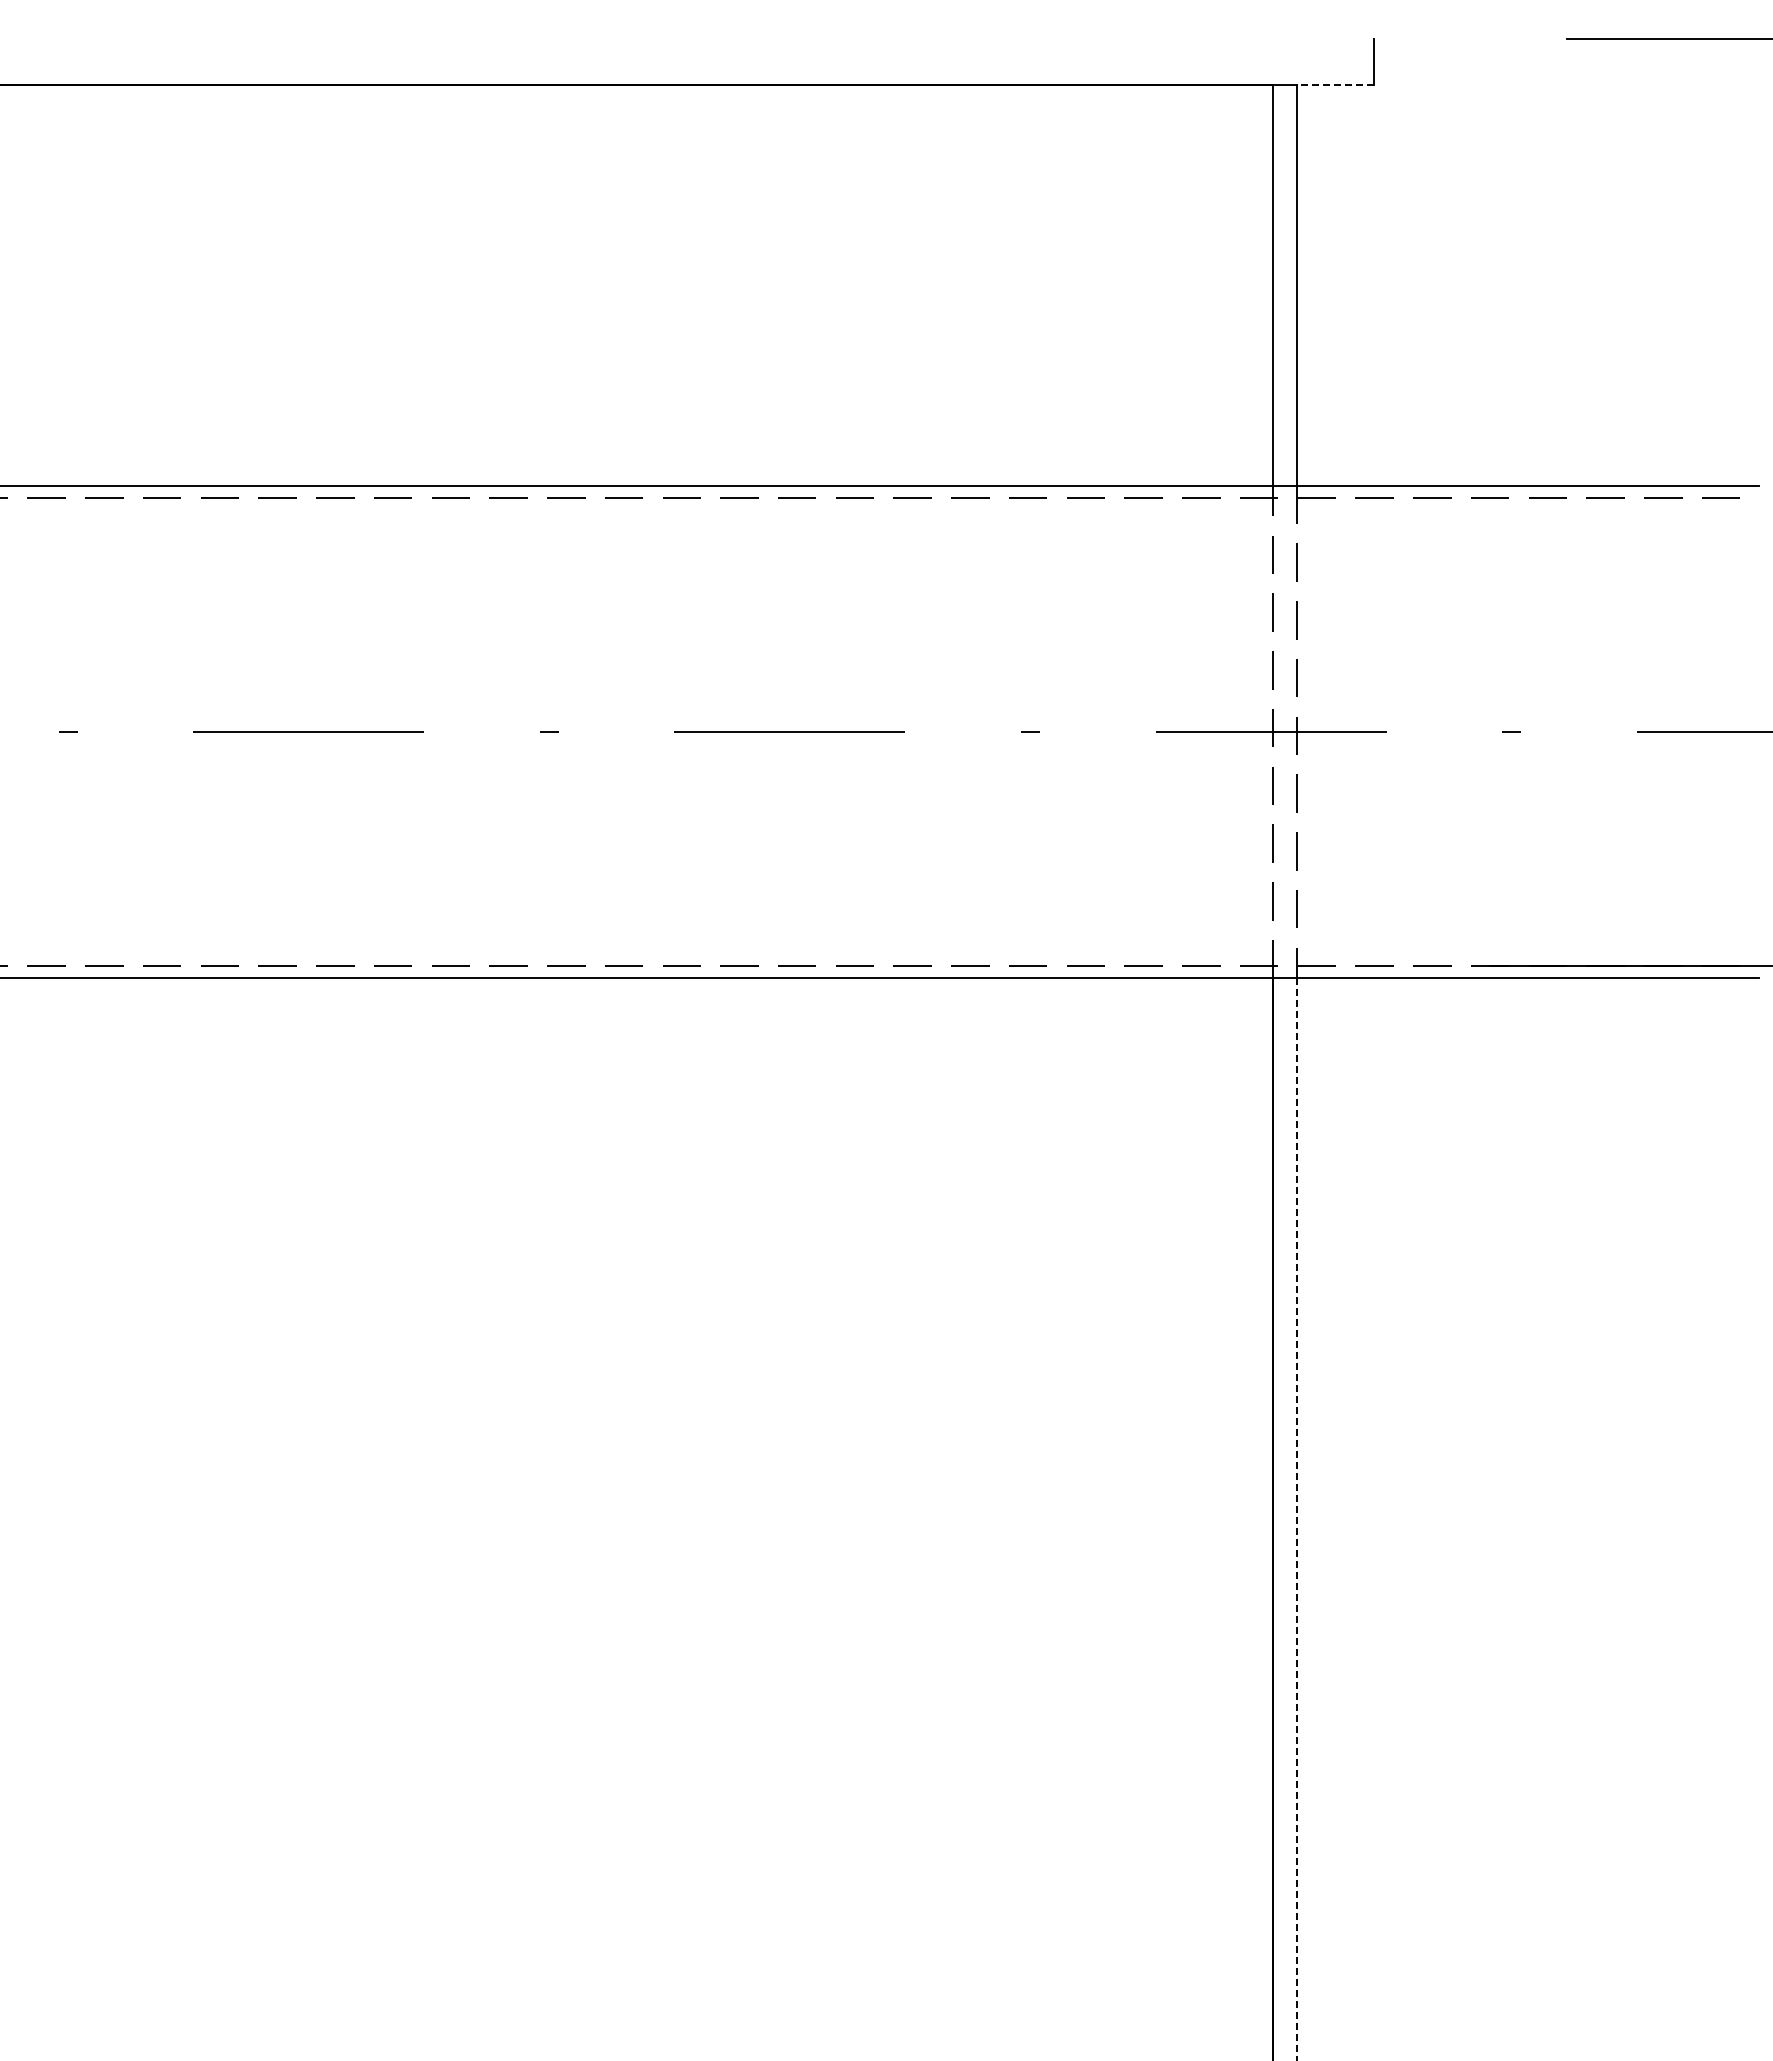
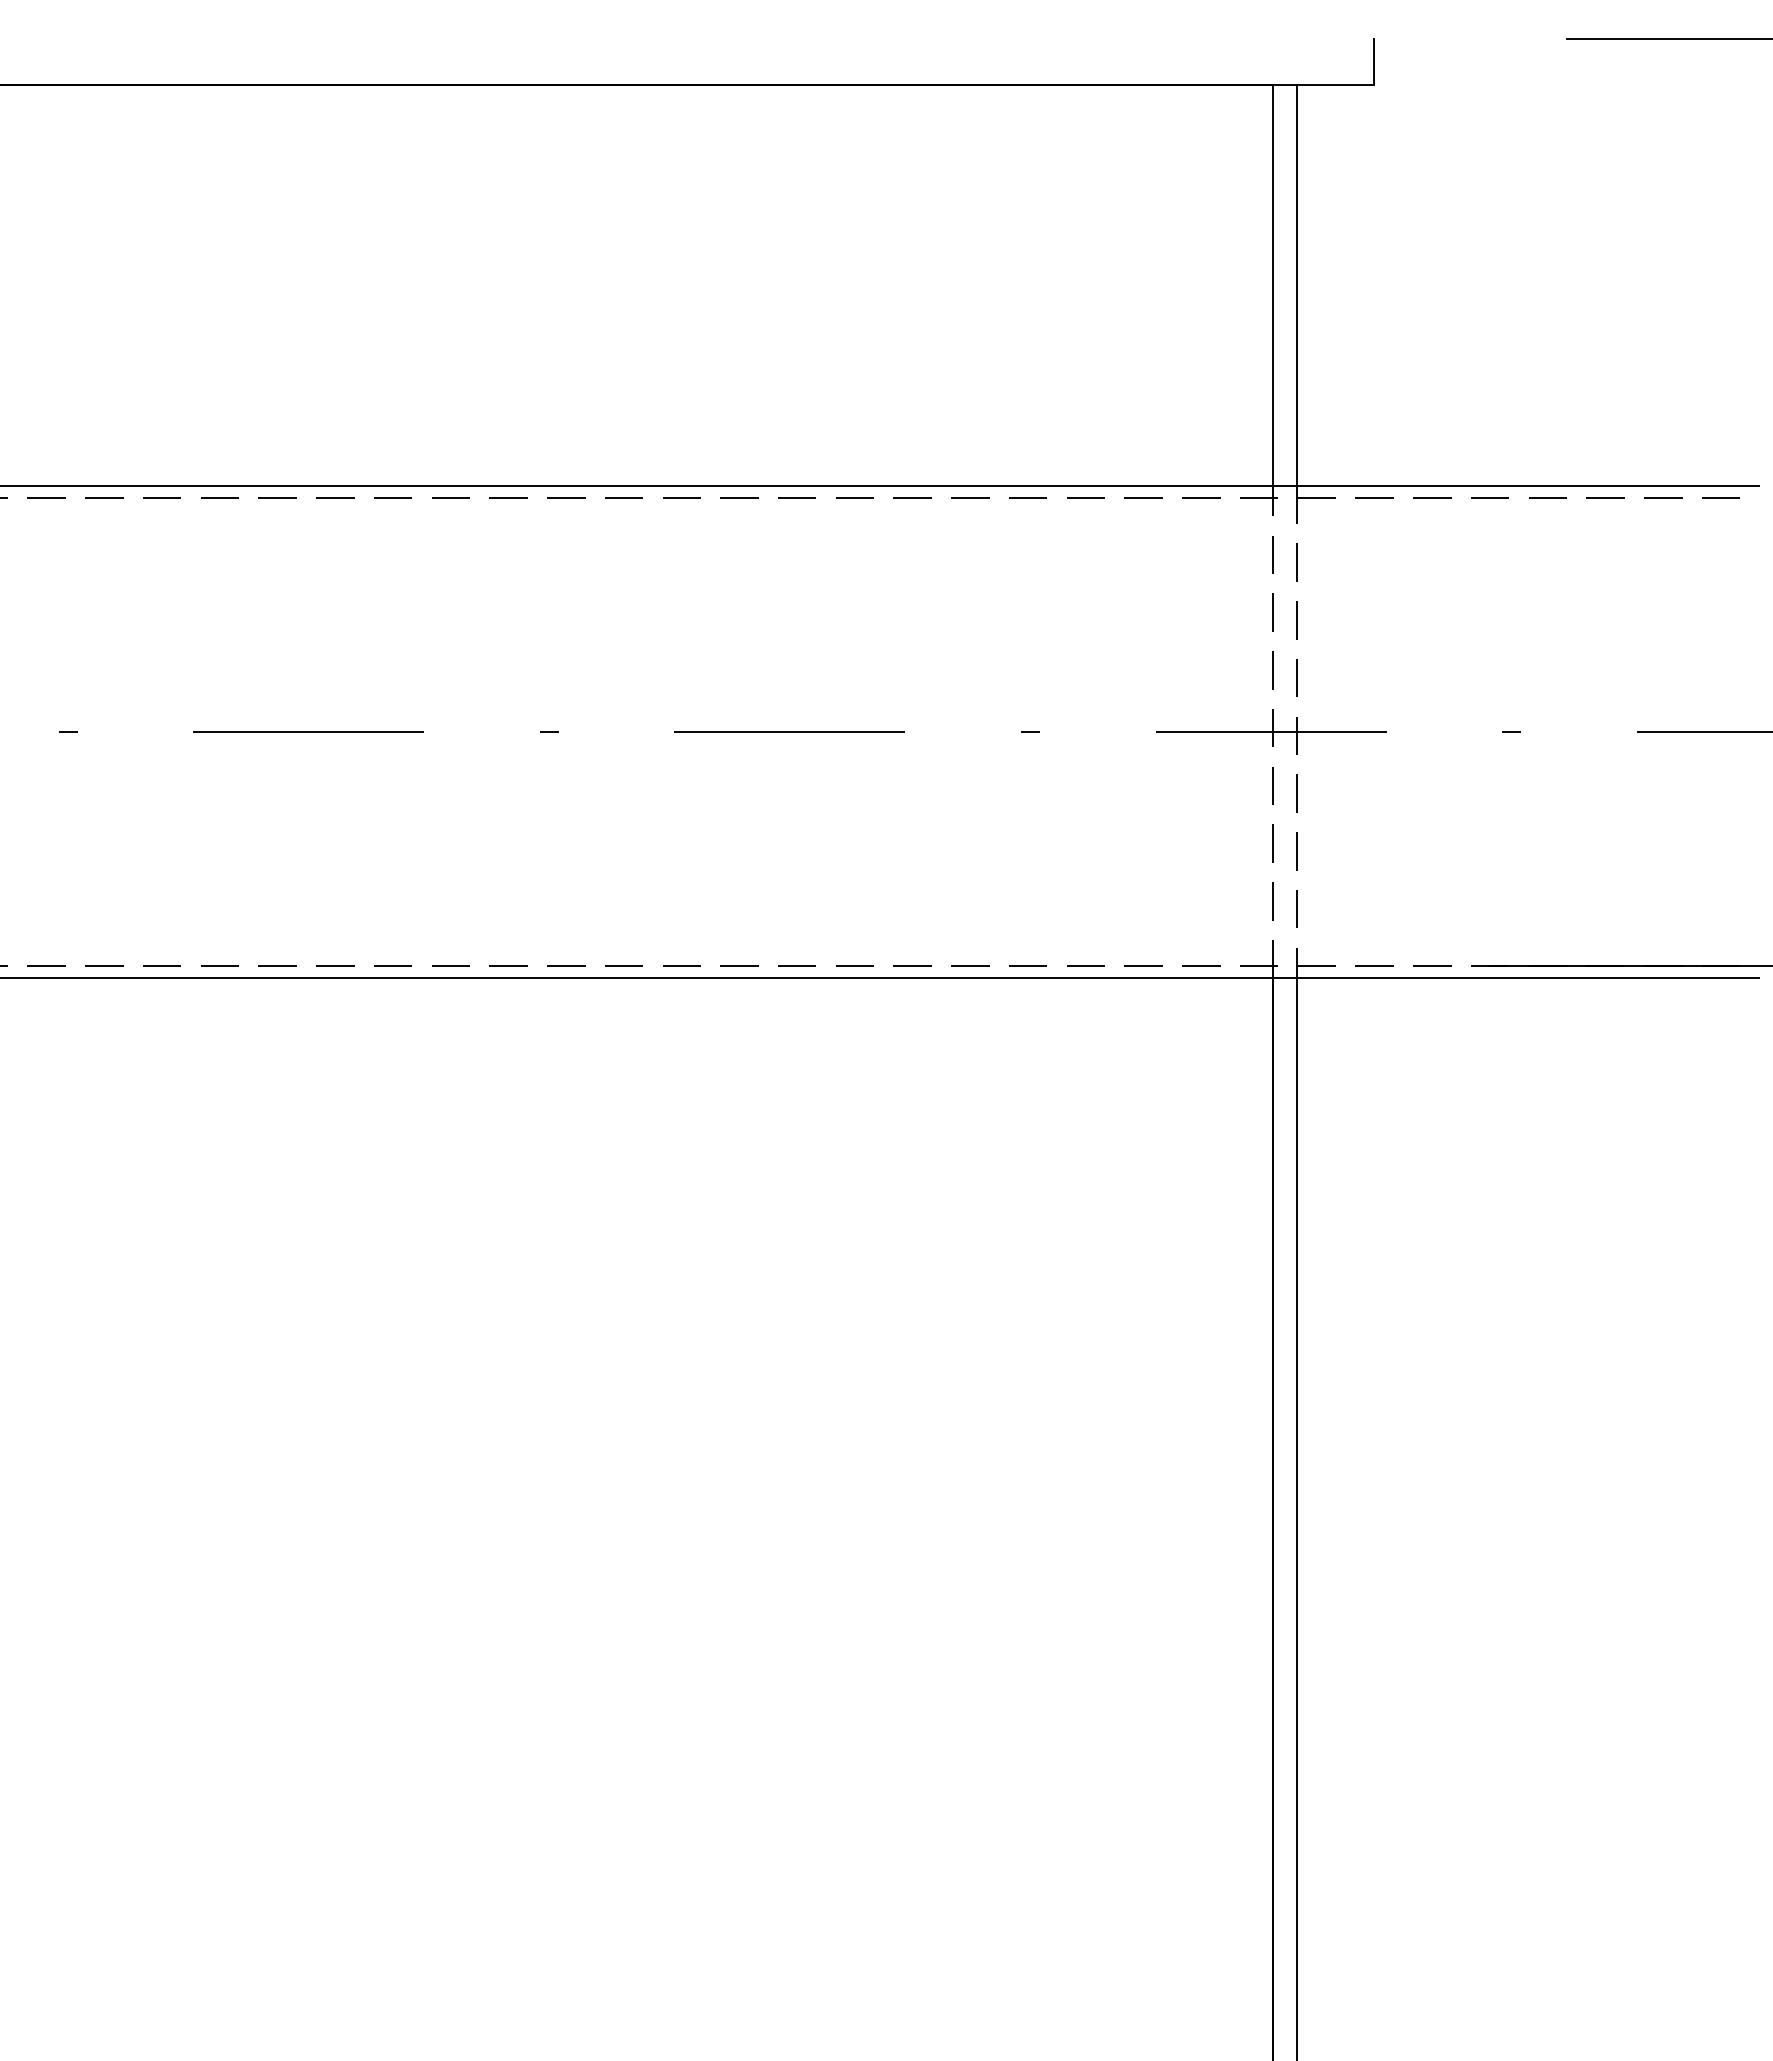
line: dashed -> solid (1335, 84)
line: dashed -> solid (1297, 1519)
